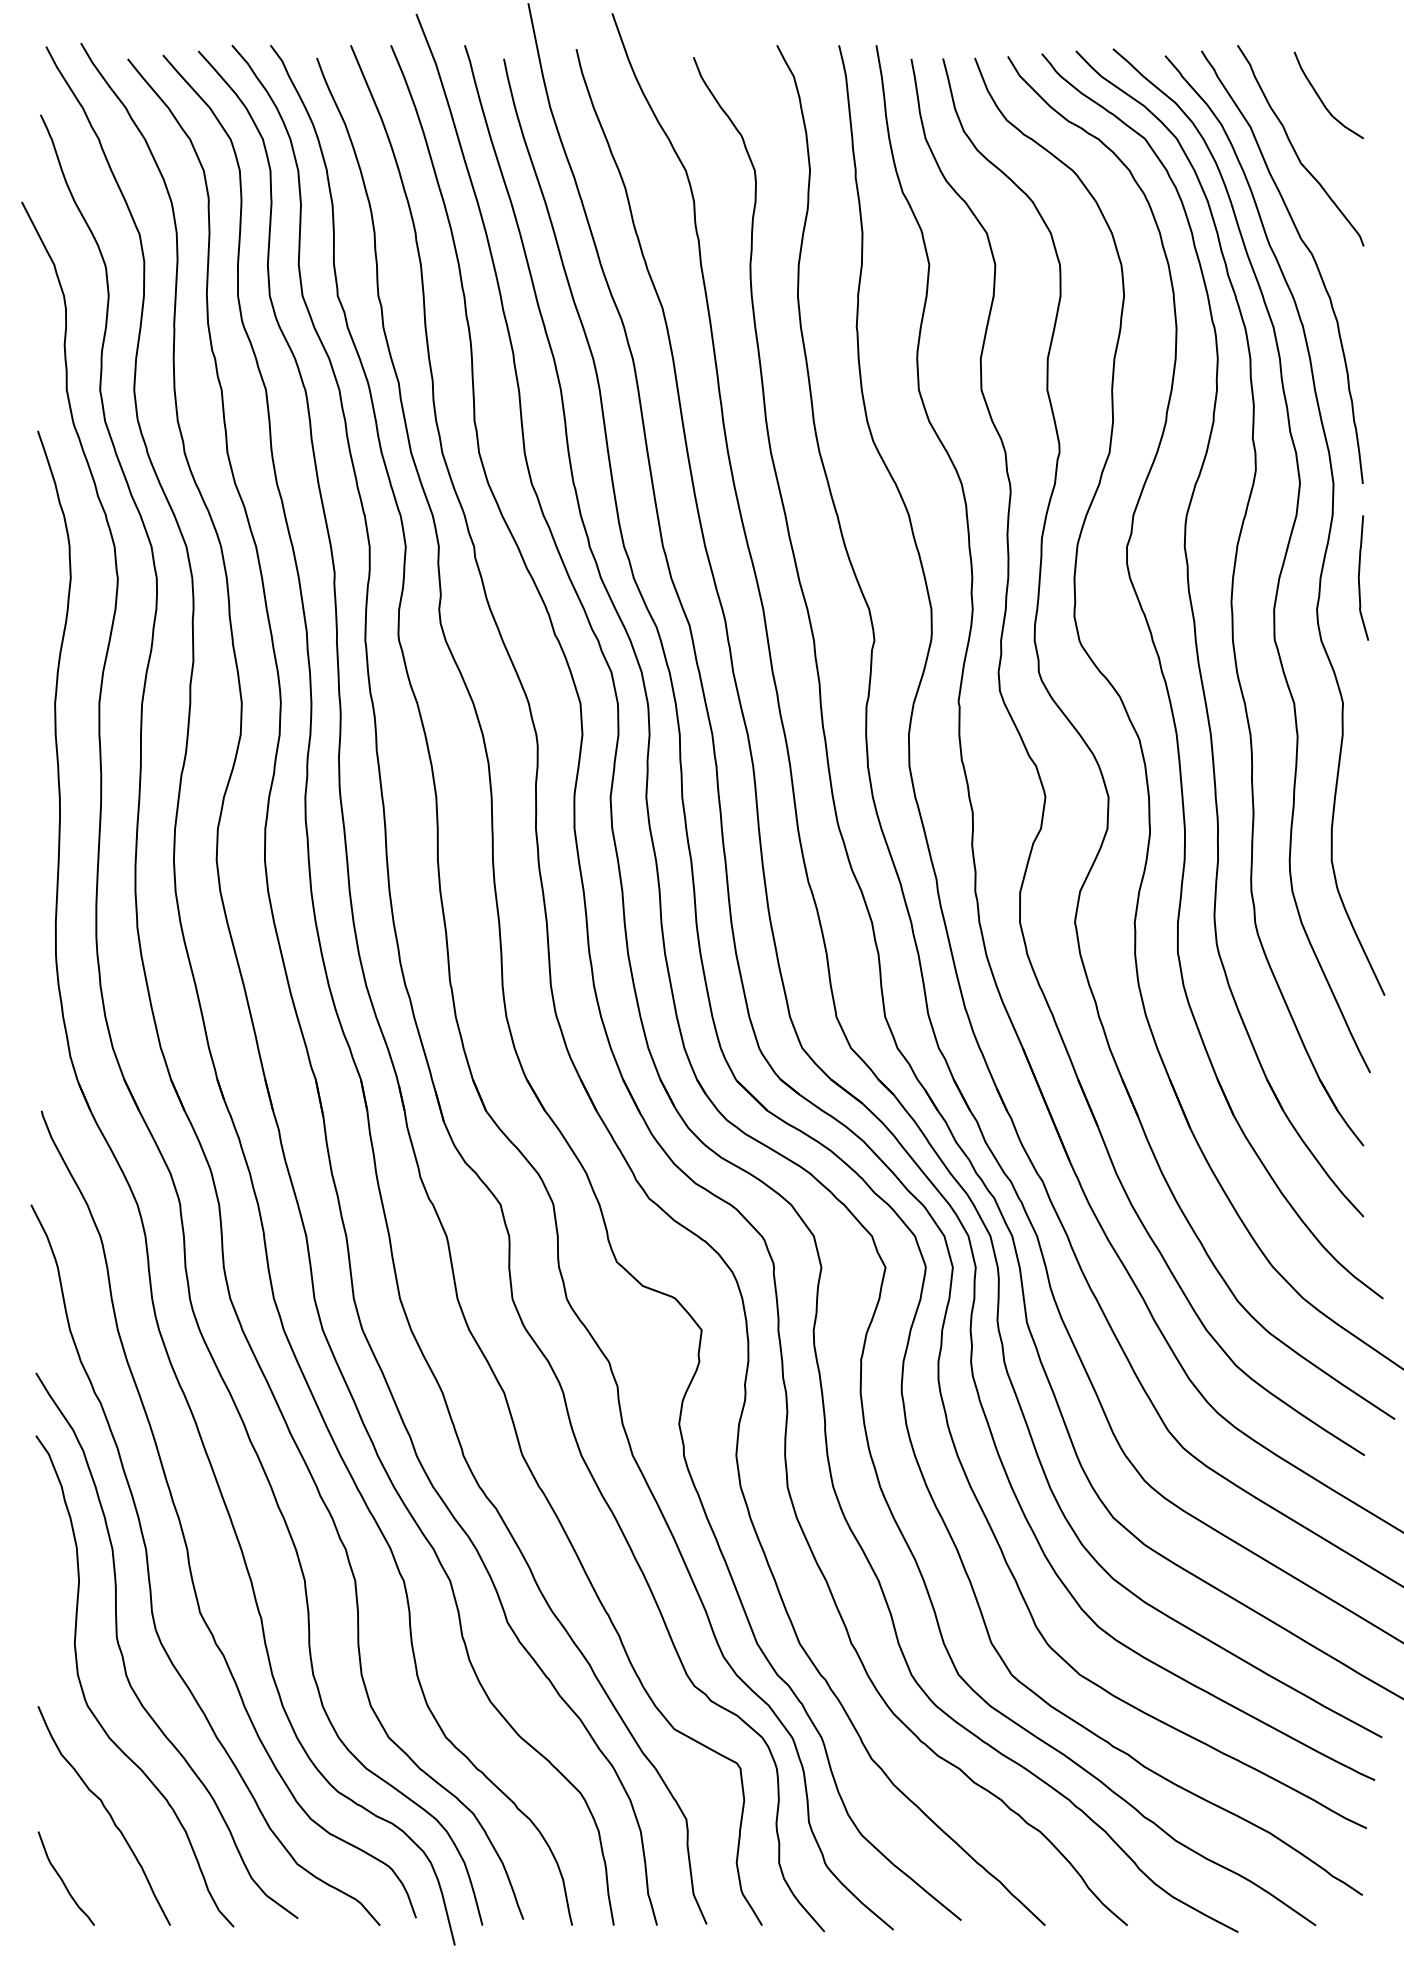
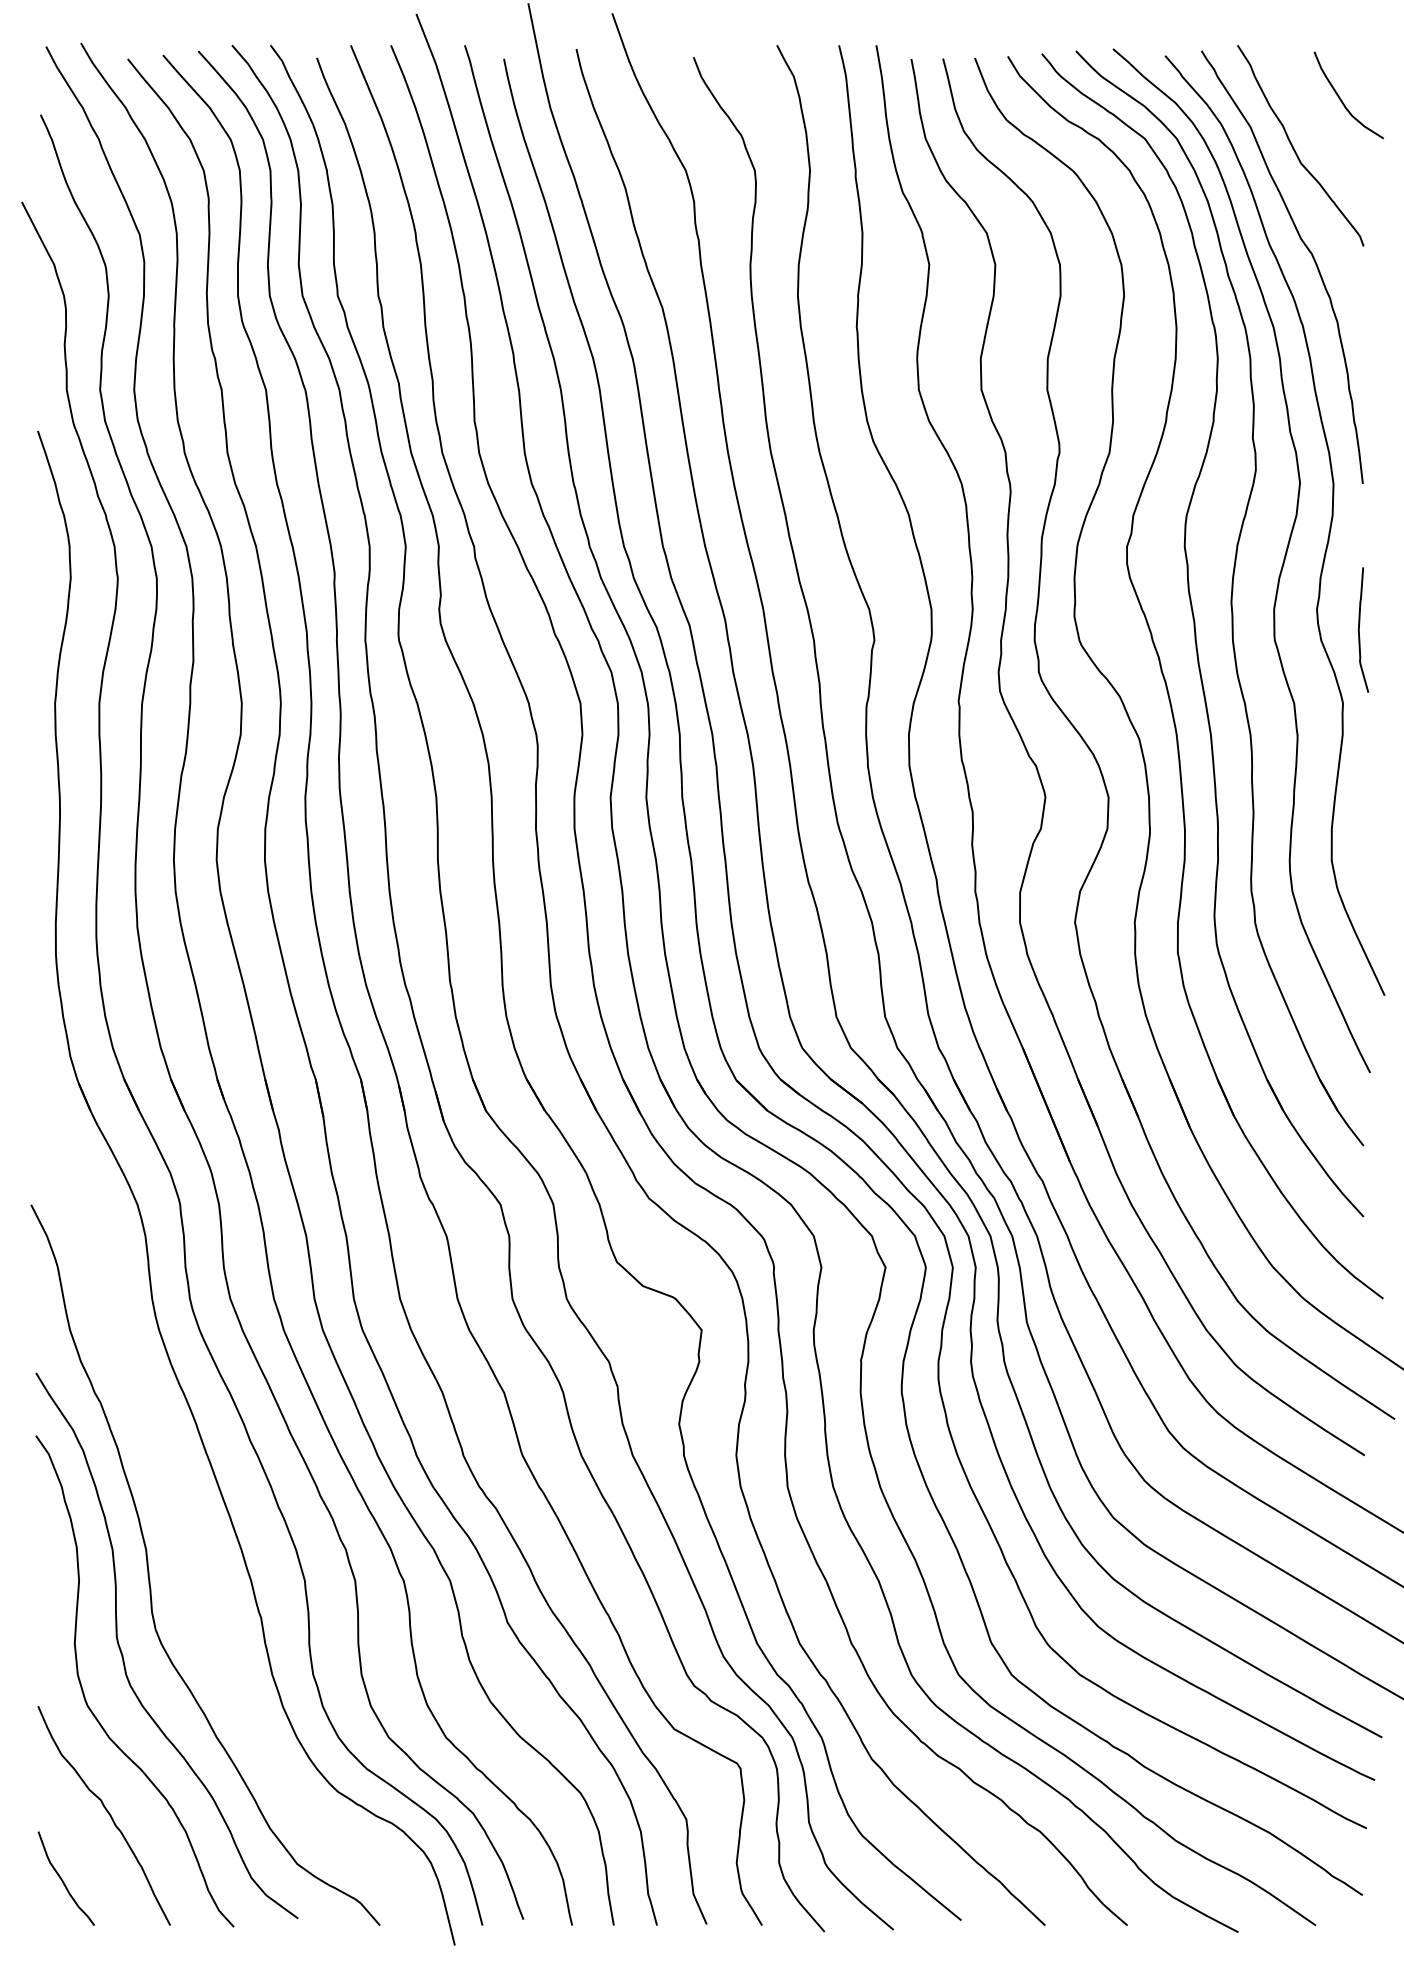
curve position: (1322, 100) -> (1342, 100) (1342, 100)
curve position: (1359, 577) -> (1359, 629) (1359, 629)
curve: present -> none (183, 1530)
